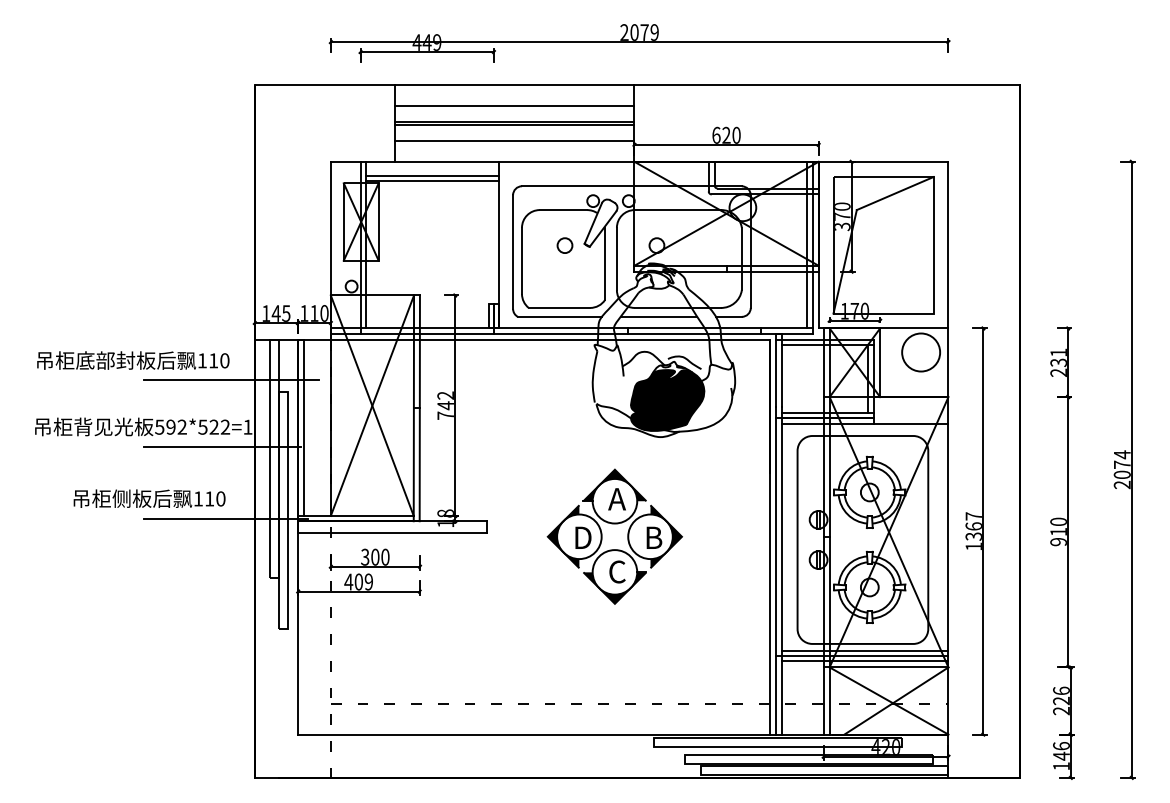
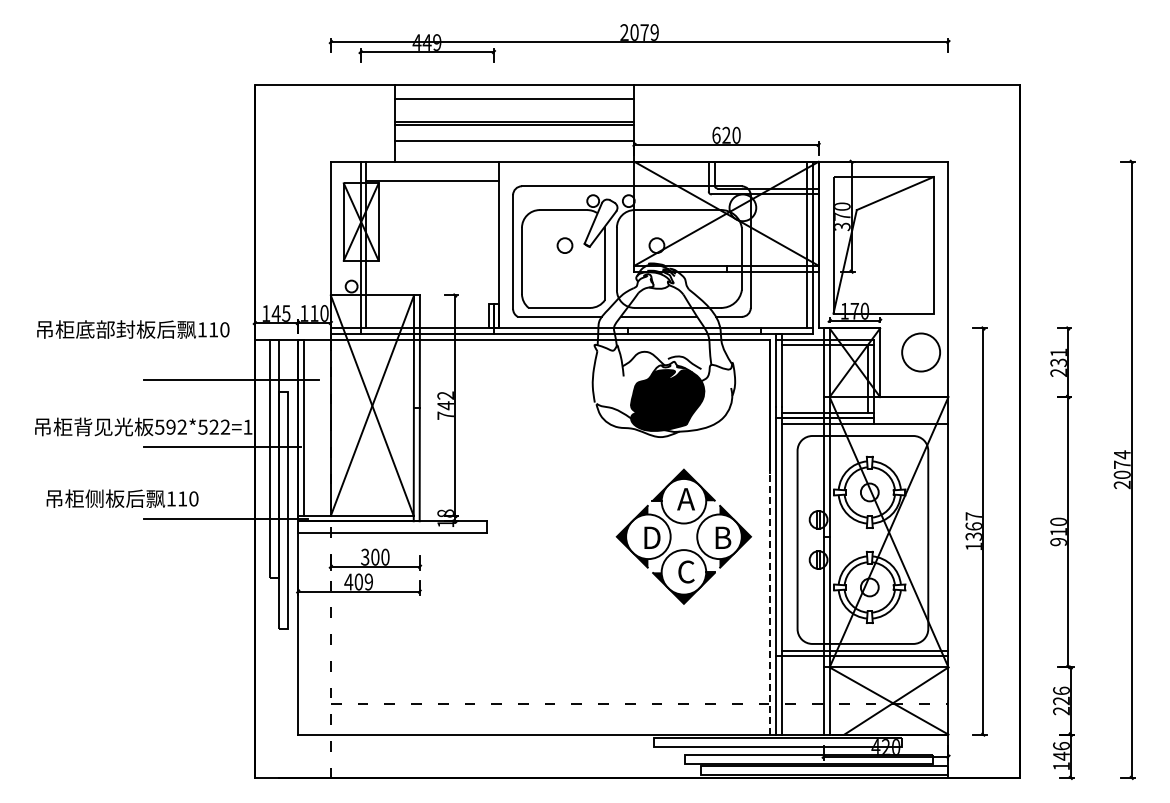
line position: (513, 105) -> (513, 98) (513, 98)
line: present -> none (432, 175)
line: present -> none (914, 328)
text position: (133, 360) -> (133, 329) (133, 329)
text position: (149, 498) -> (122, 498) (122, 498)
part position: (614, 524) -> (683, 524) (683, 524)
line: solid -> dashed (770, 600)
line: present -> none (865, 661)
